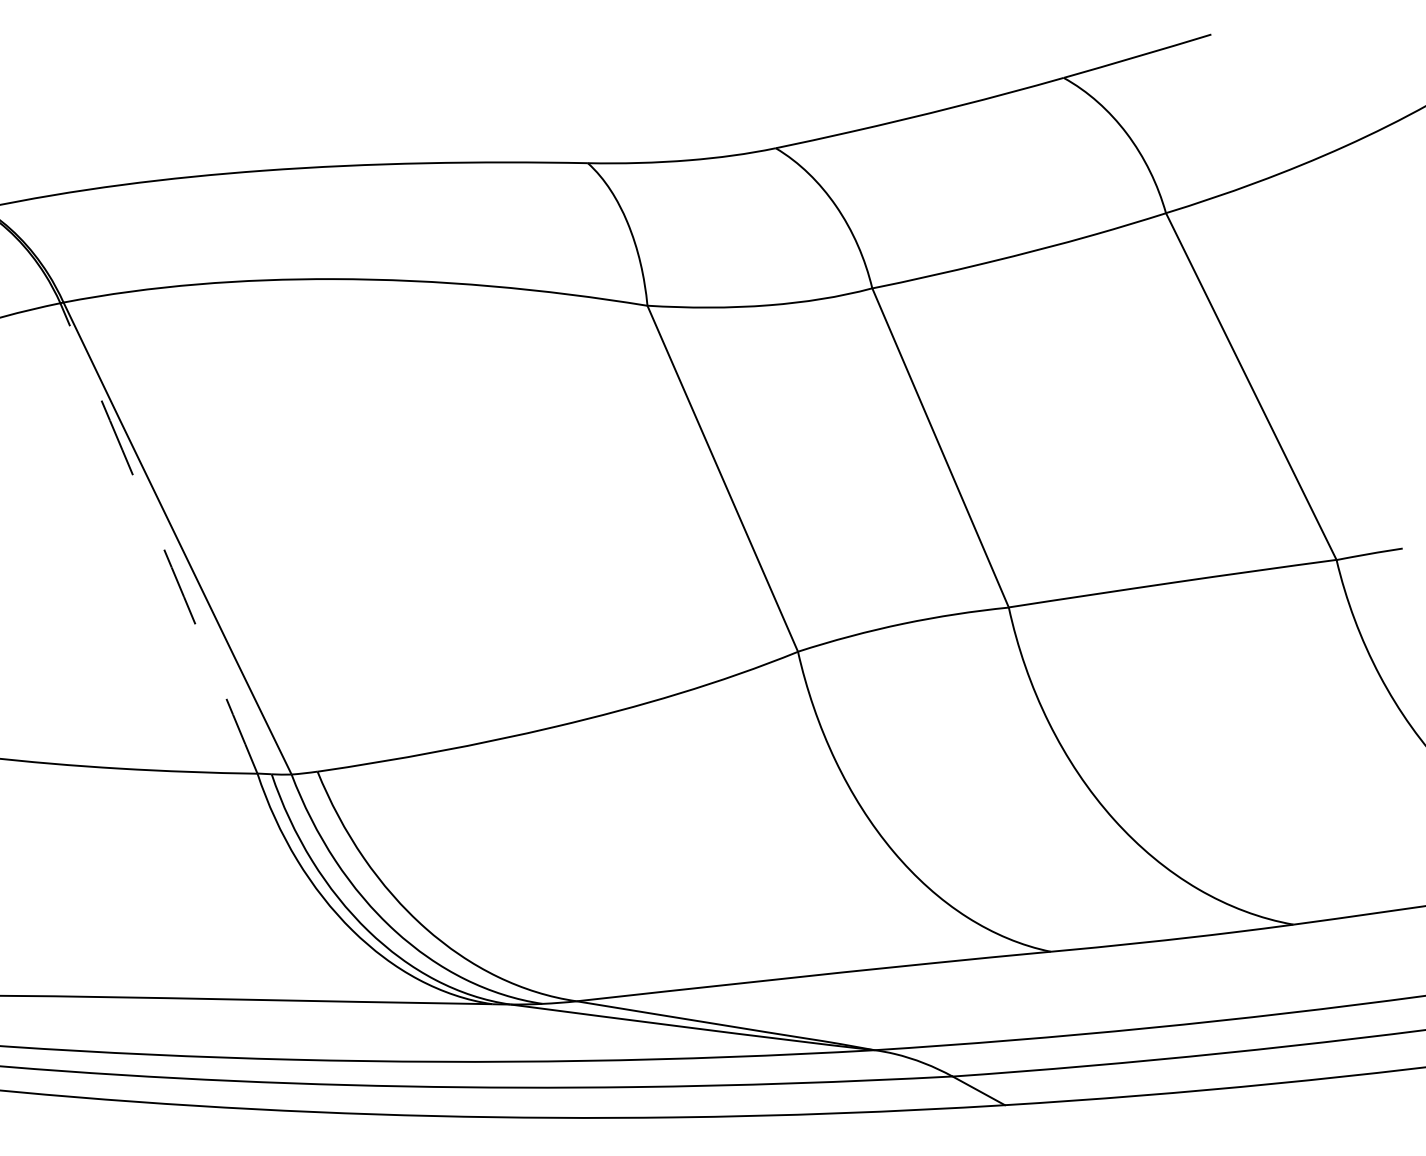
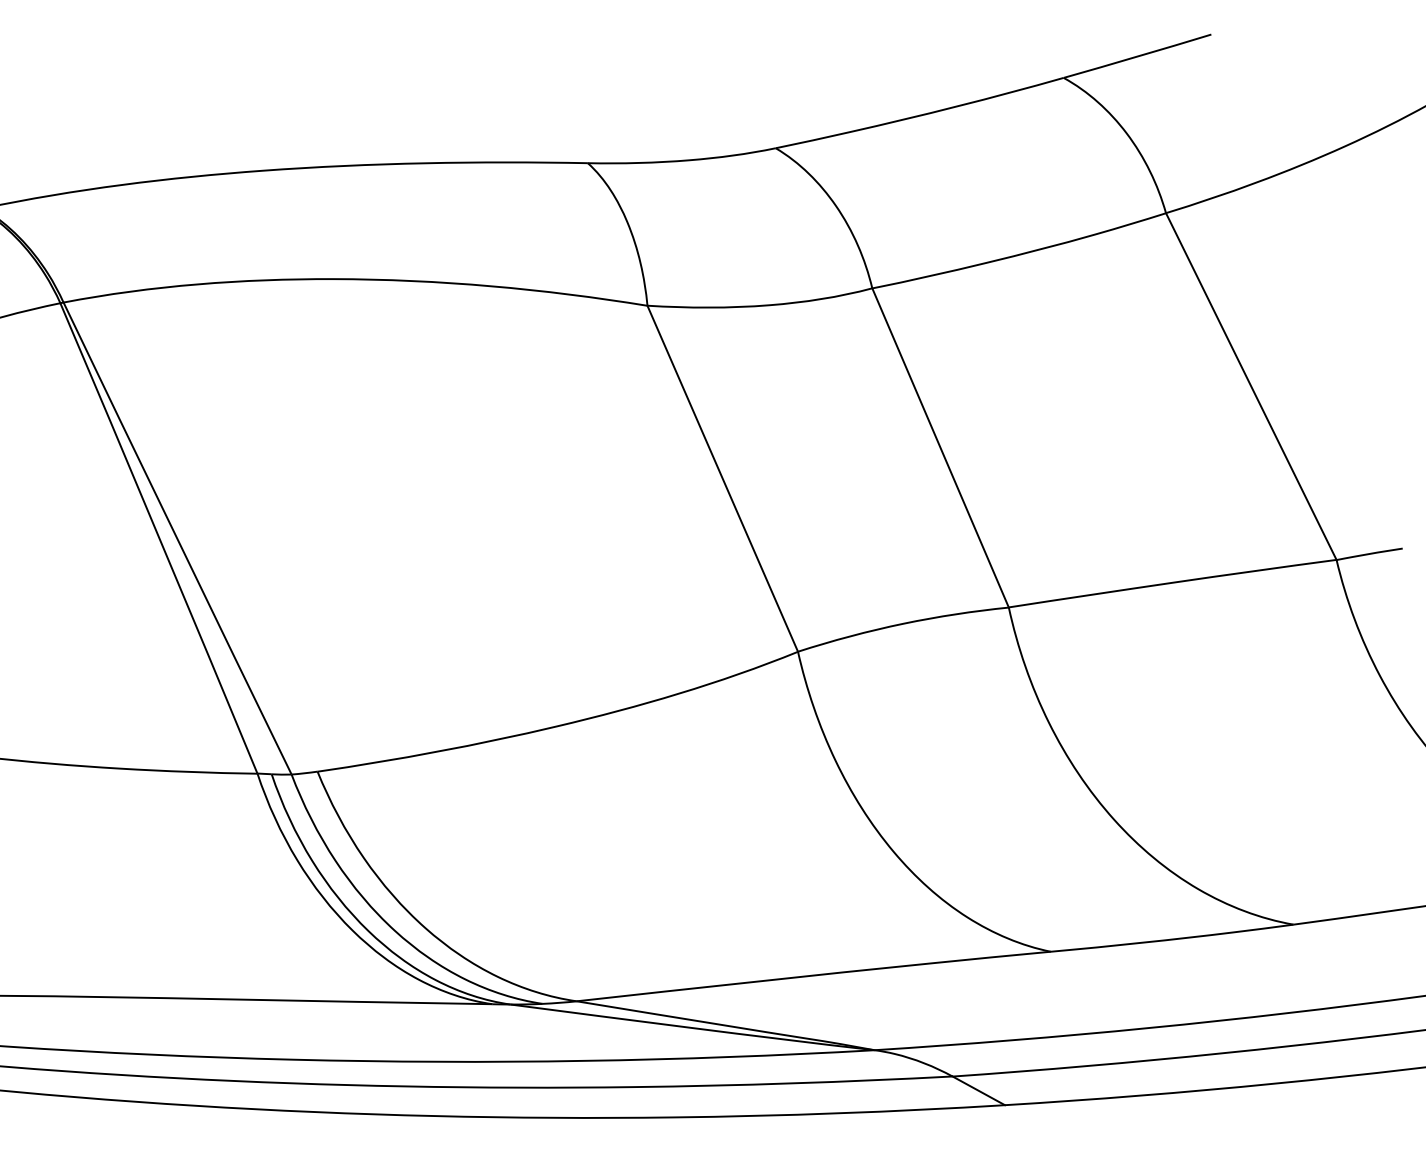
arc: dashed -> solid (159, 538)
